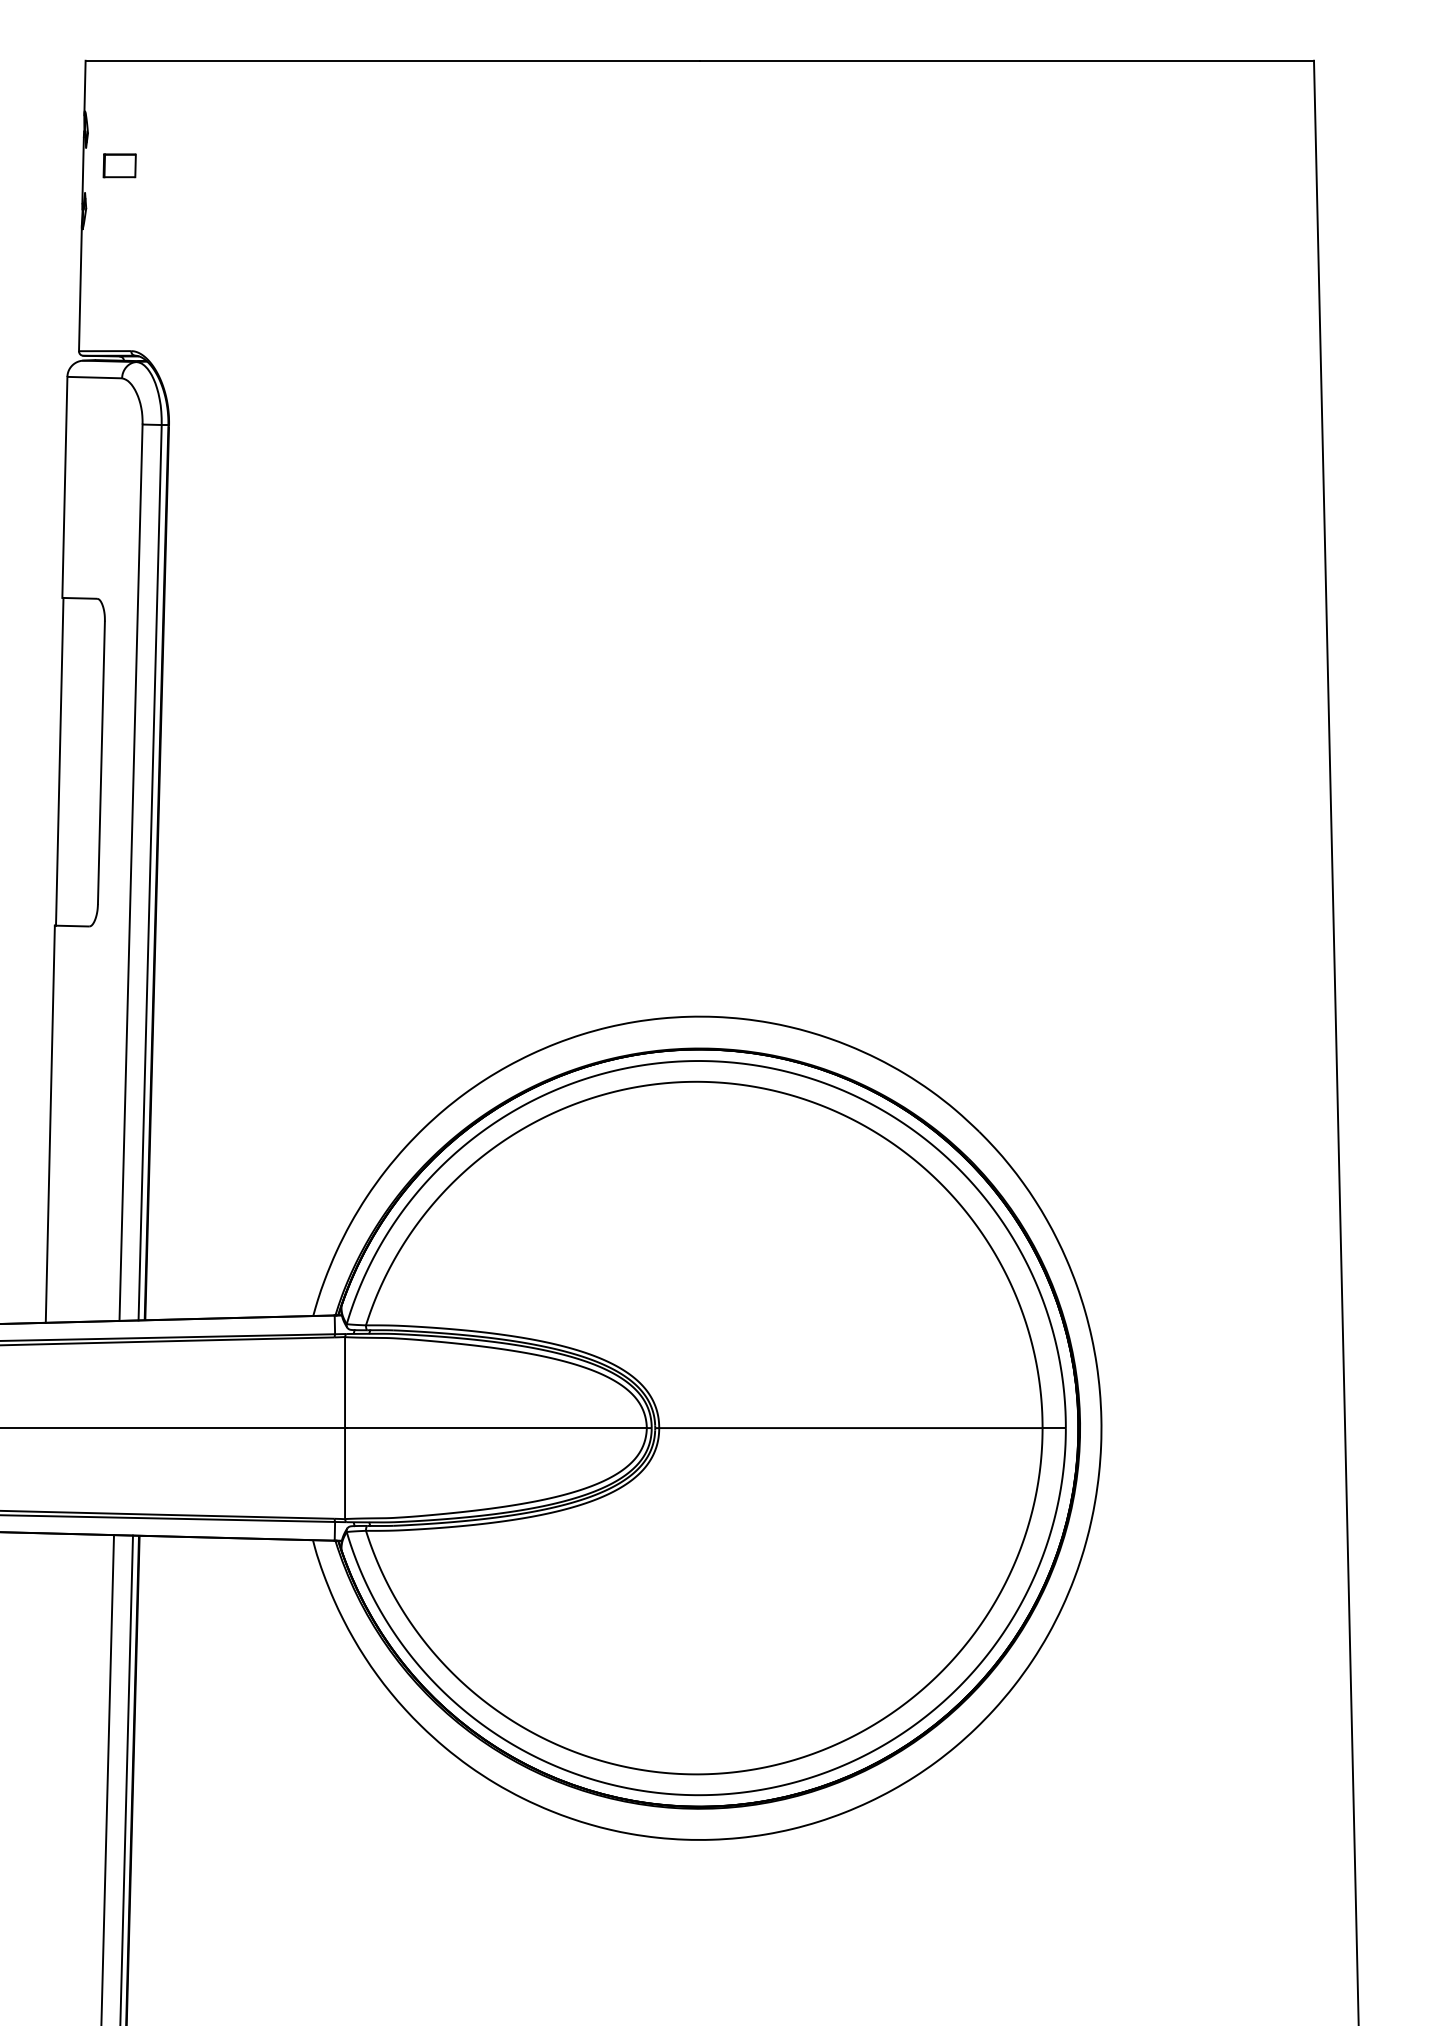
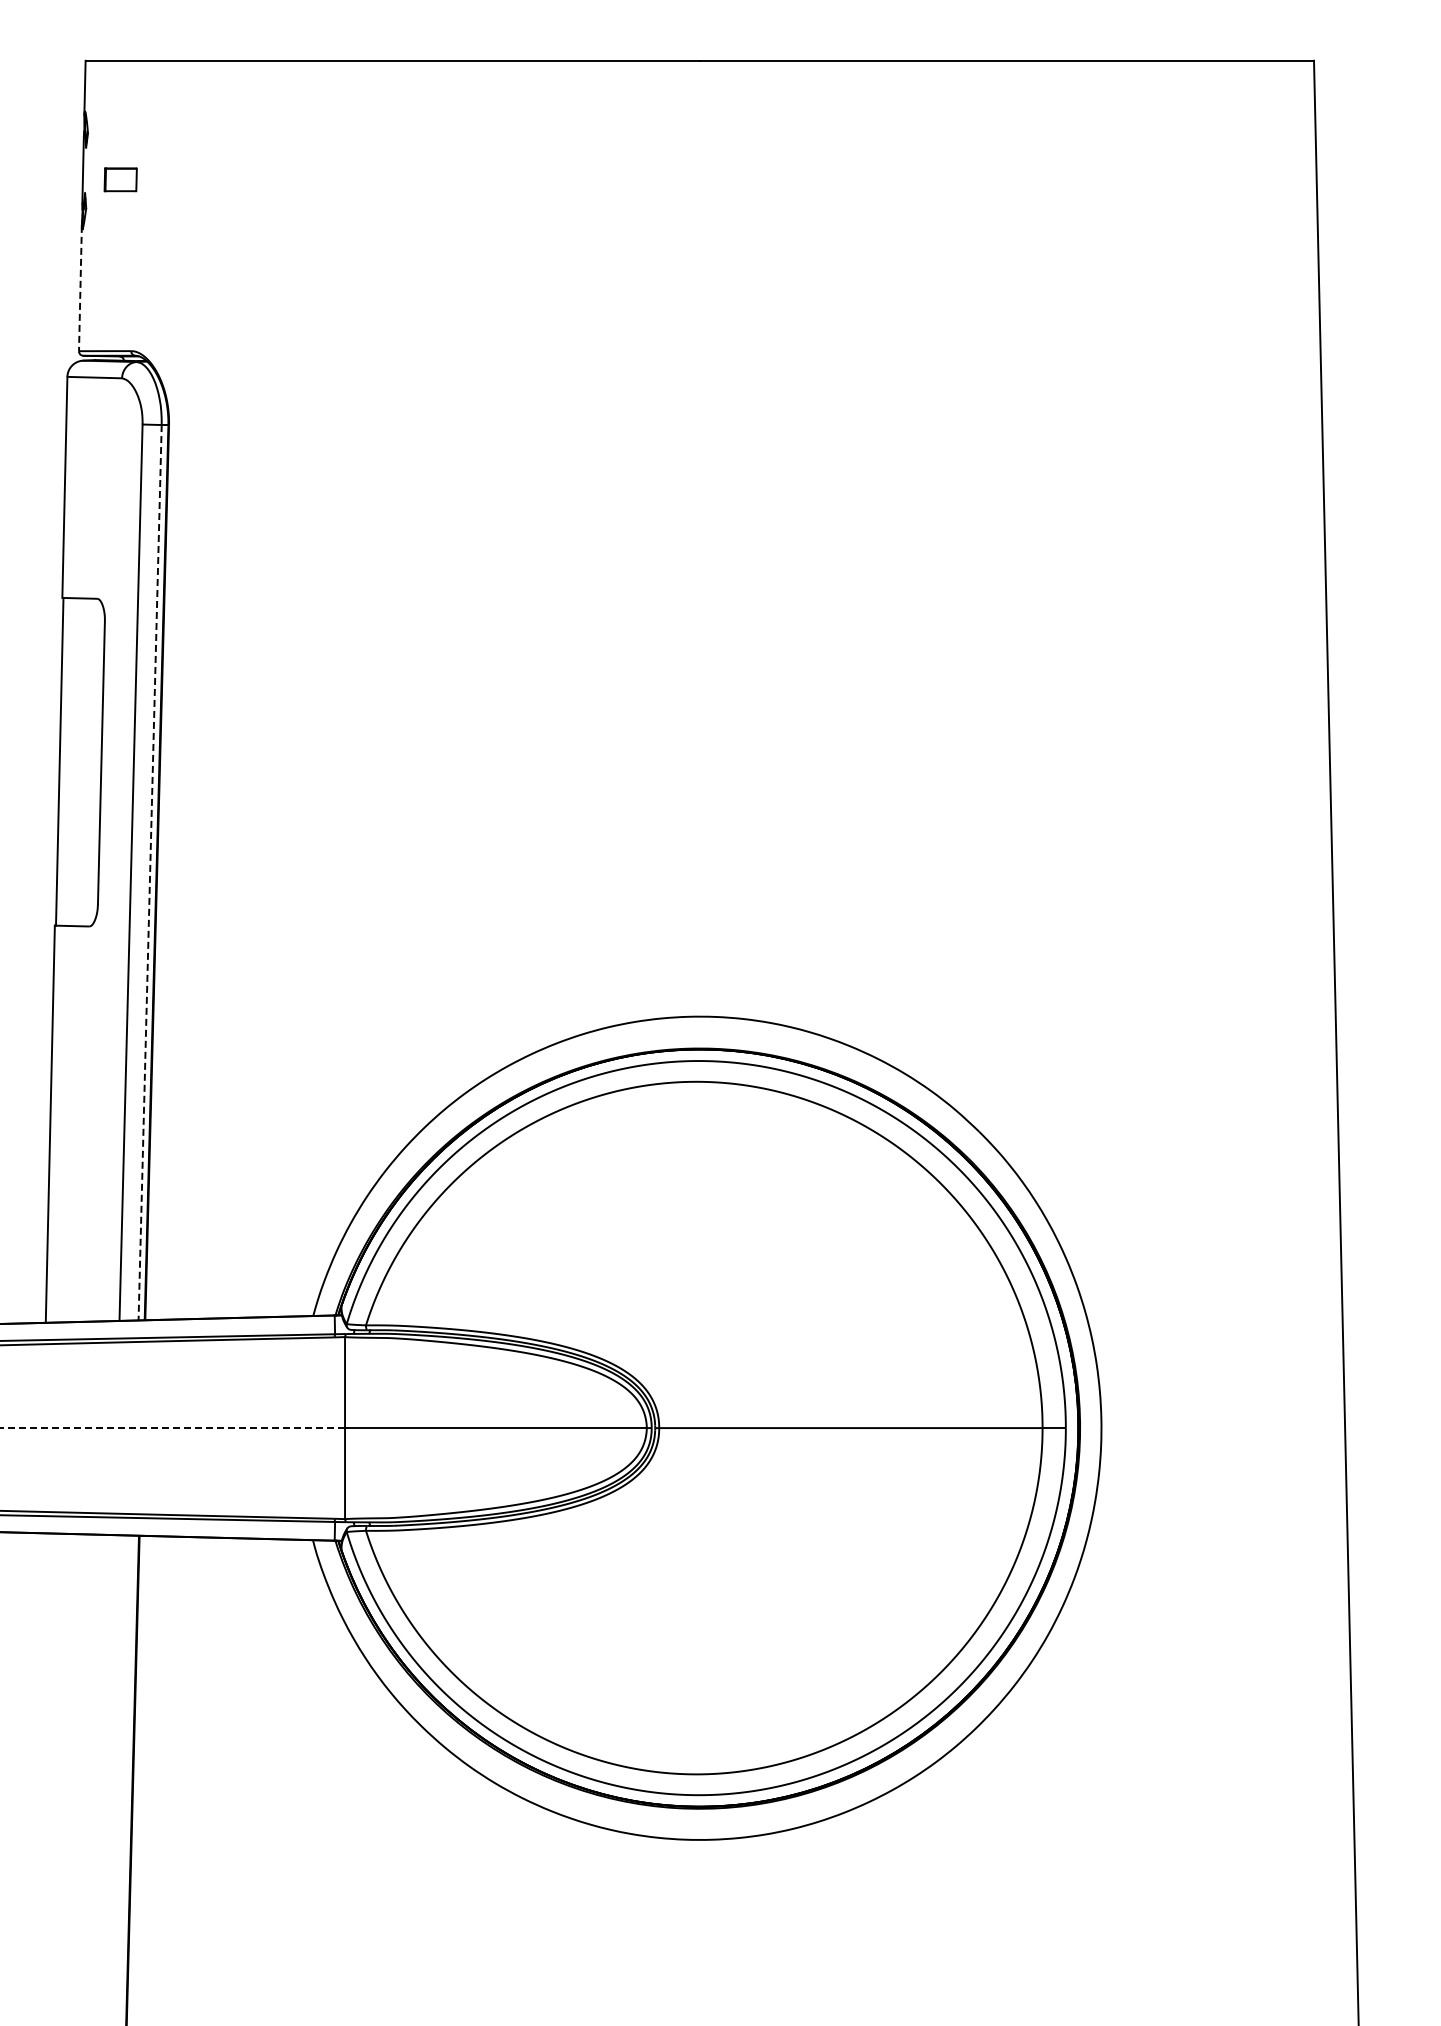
part position: (119, 165) -> (120, 179) (120, 179)
line: solid -> dashed (80, 288)
line: solid -> dashed (150, 872)
line: solid -> dashed (172, 1428)
line: present -> none (107, 1778)
line: present -> none (126, 1778)
